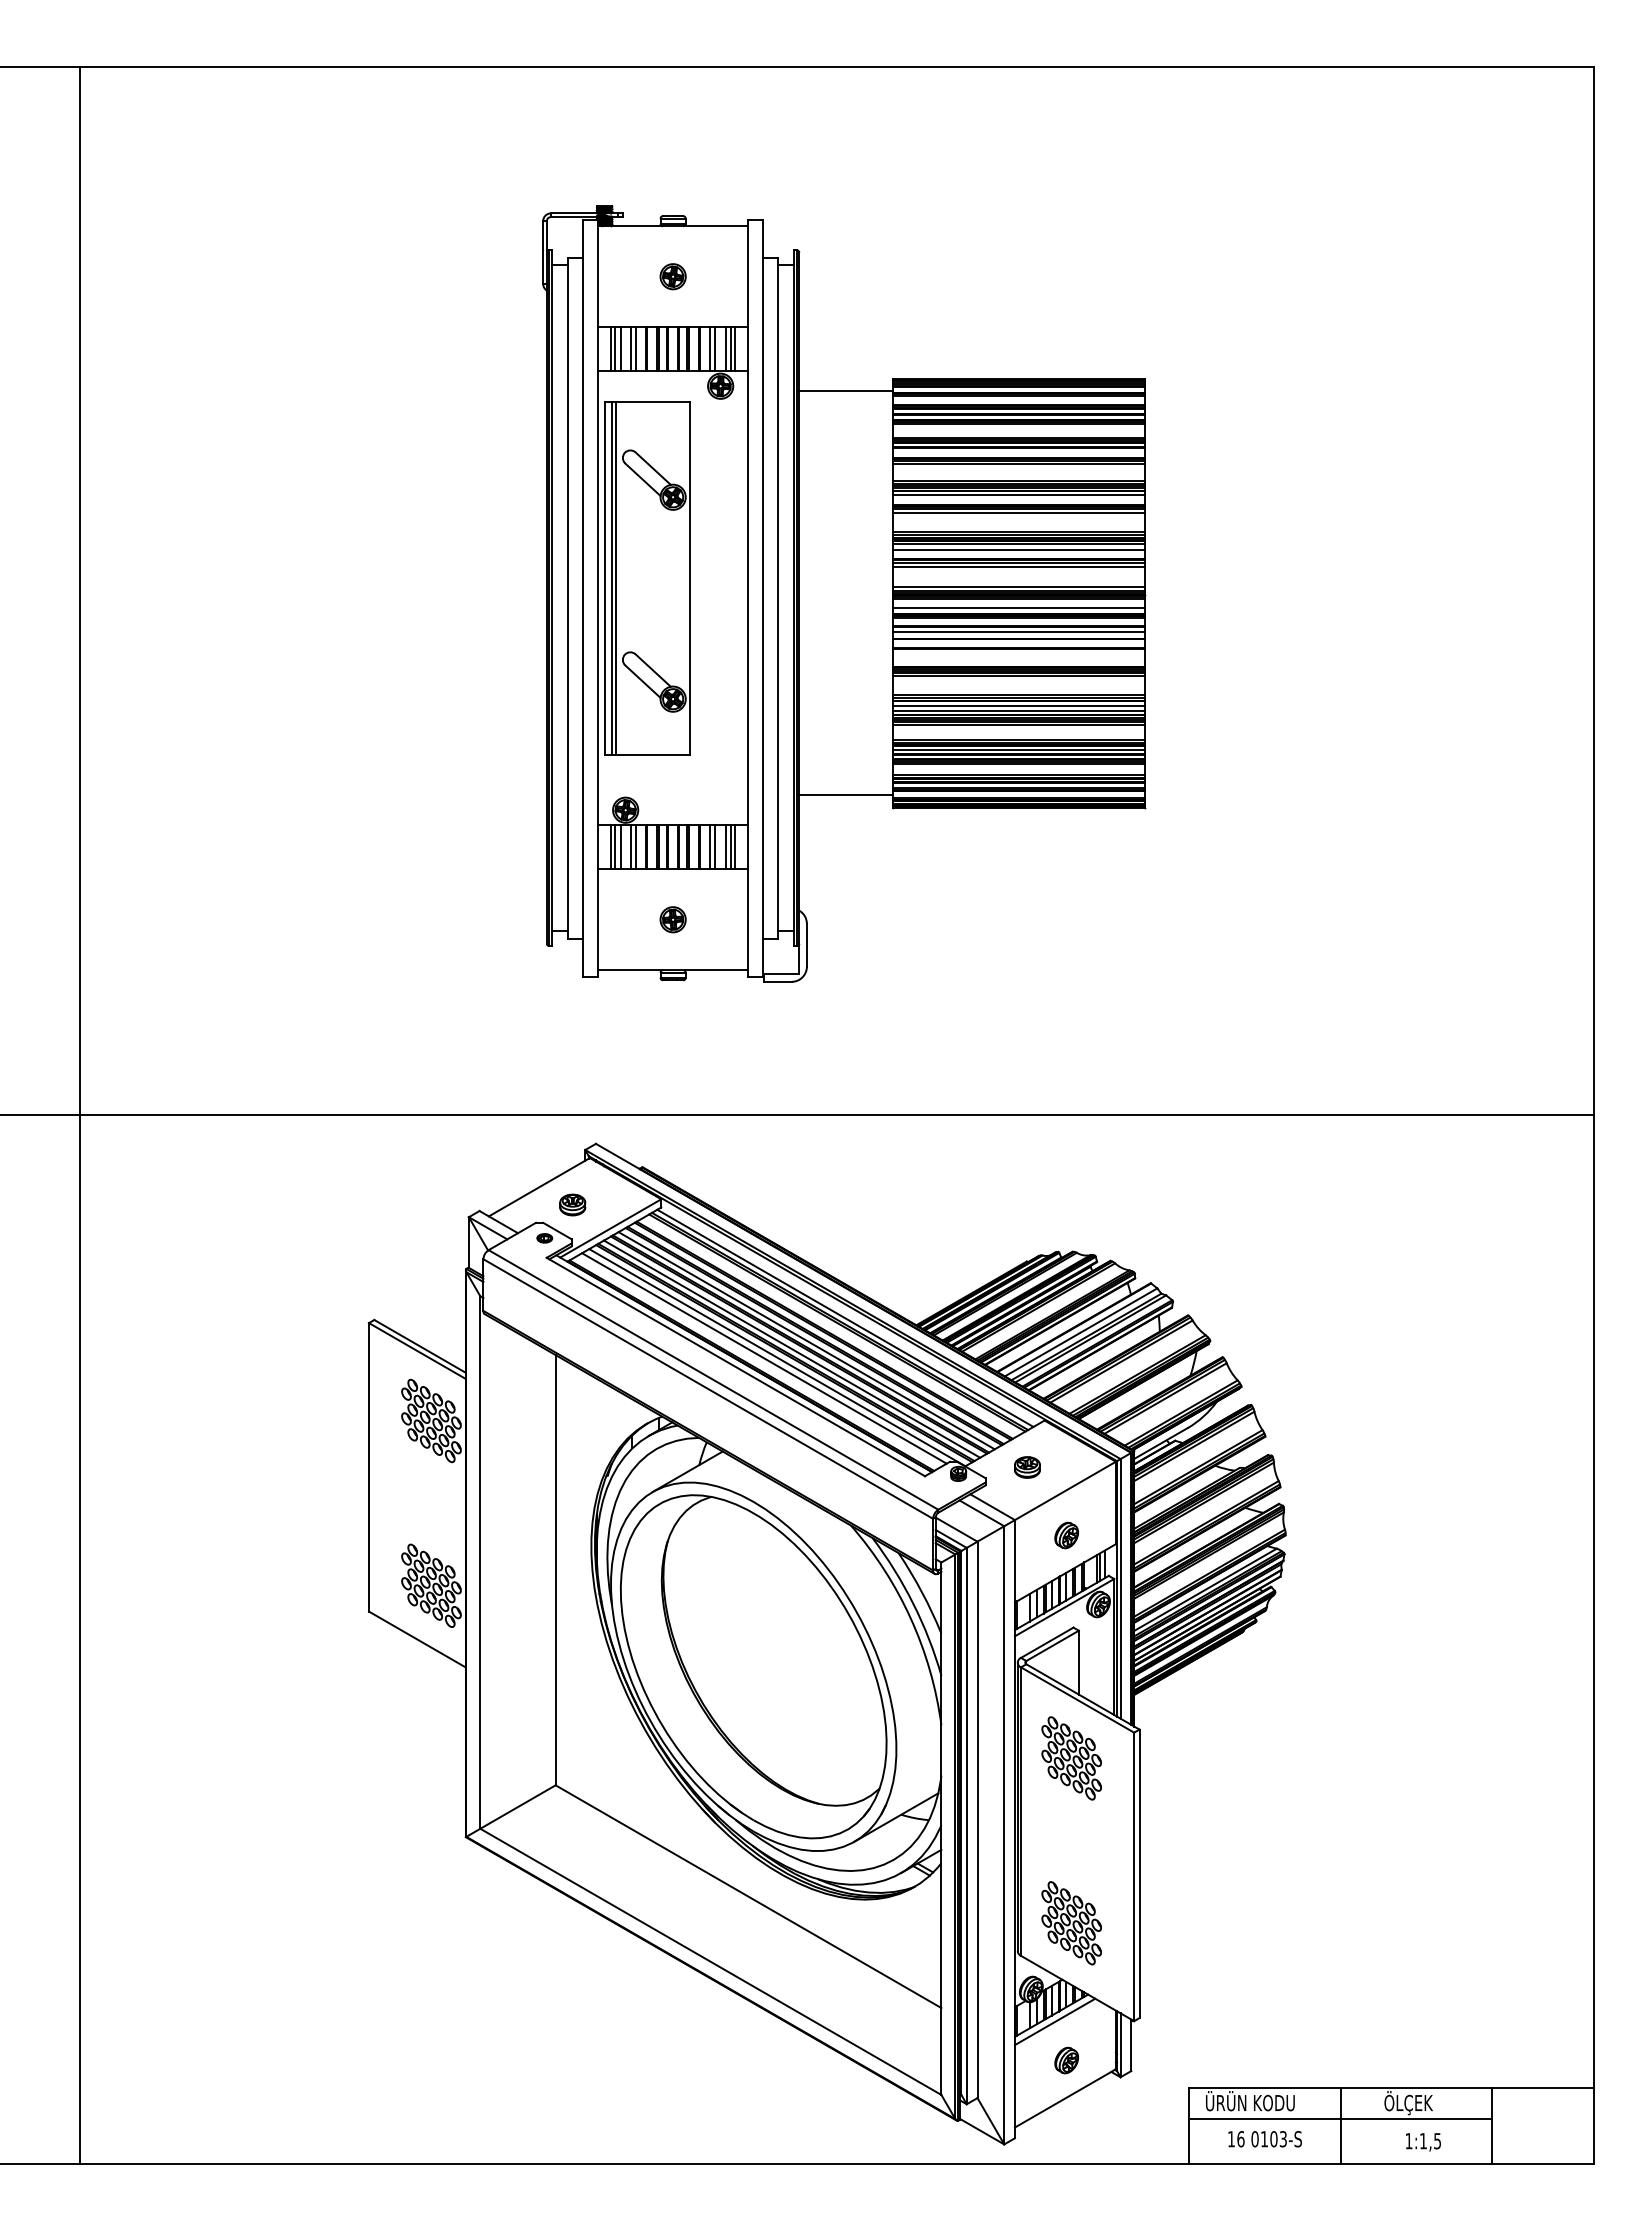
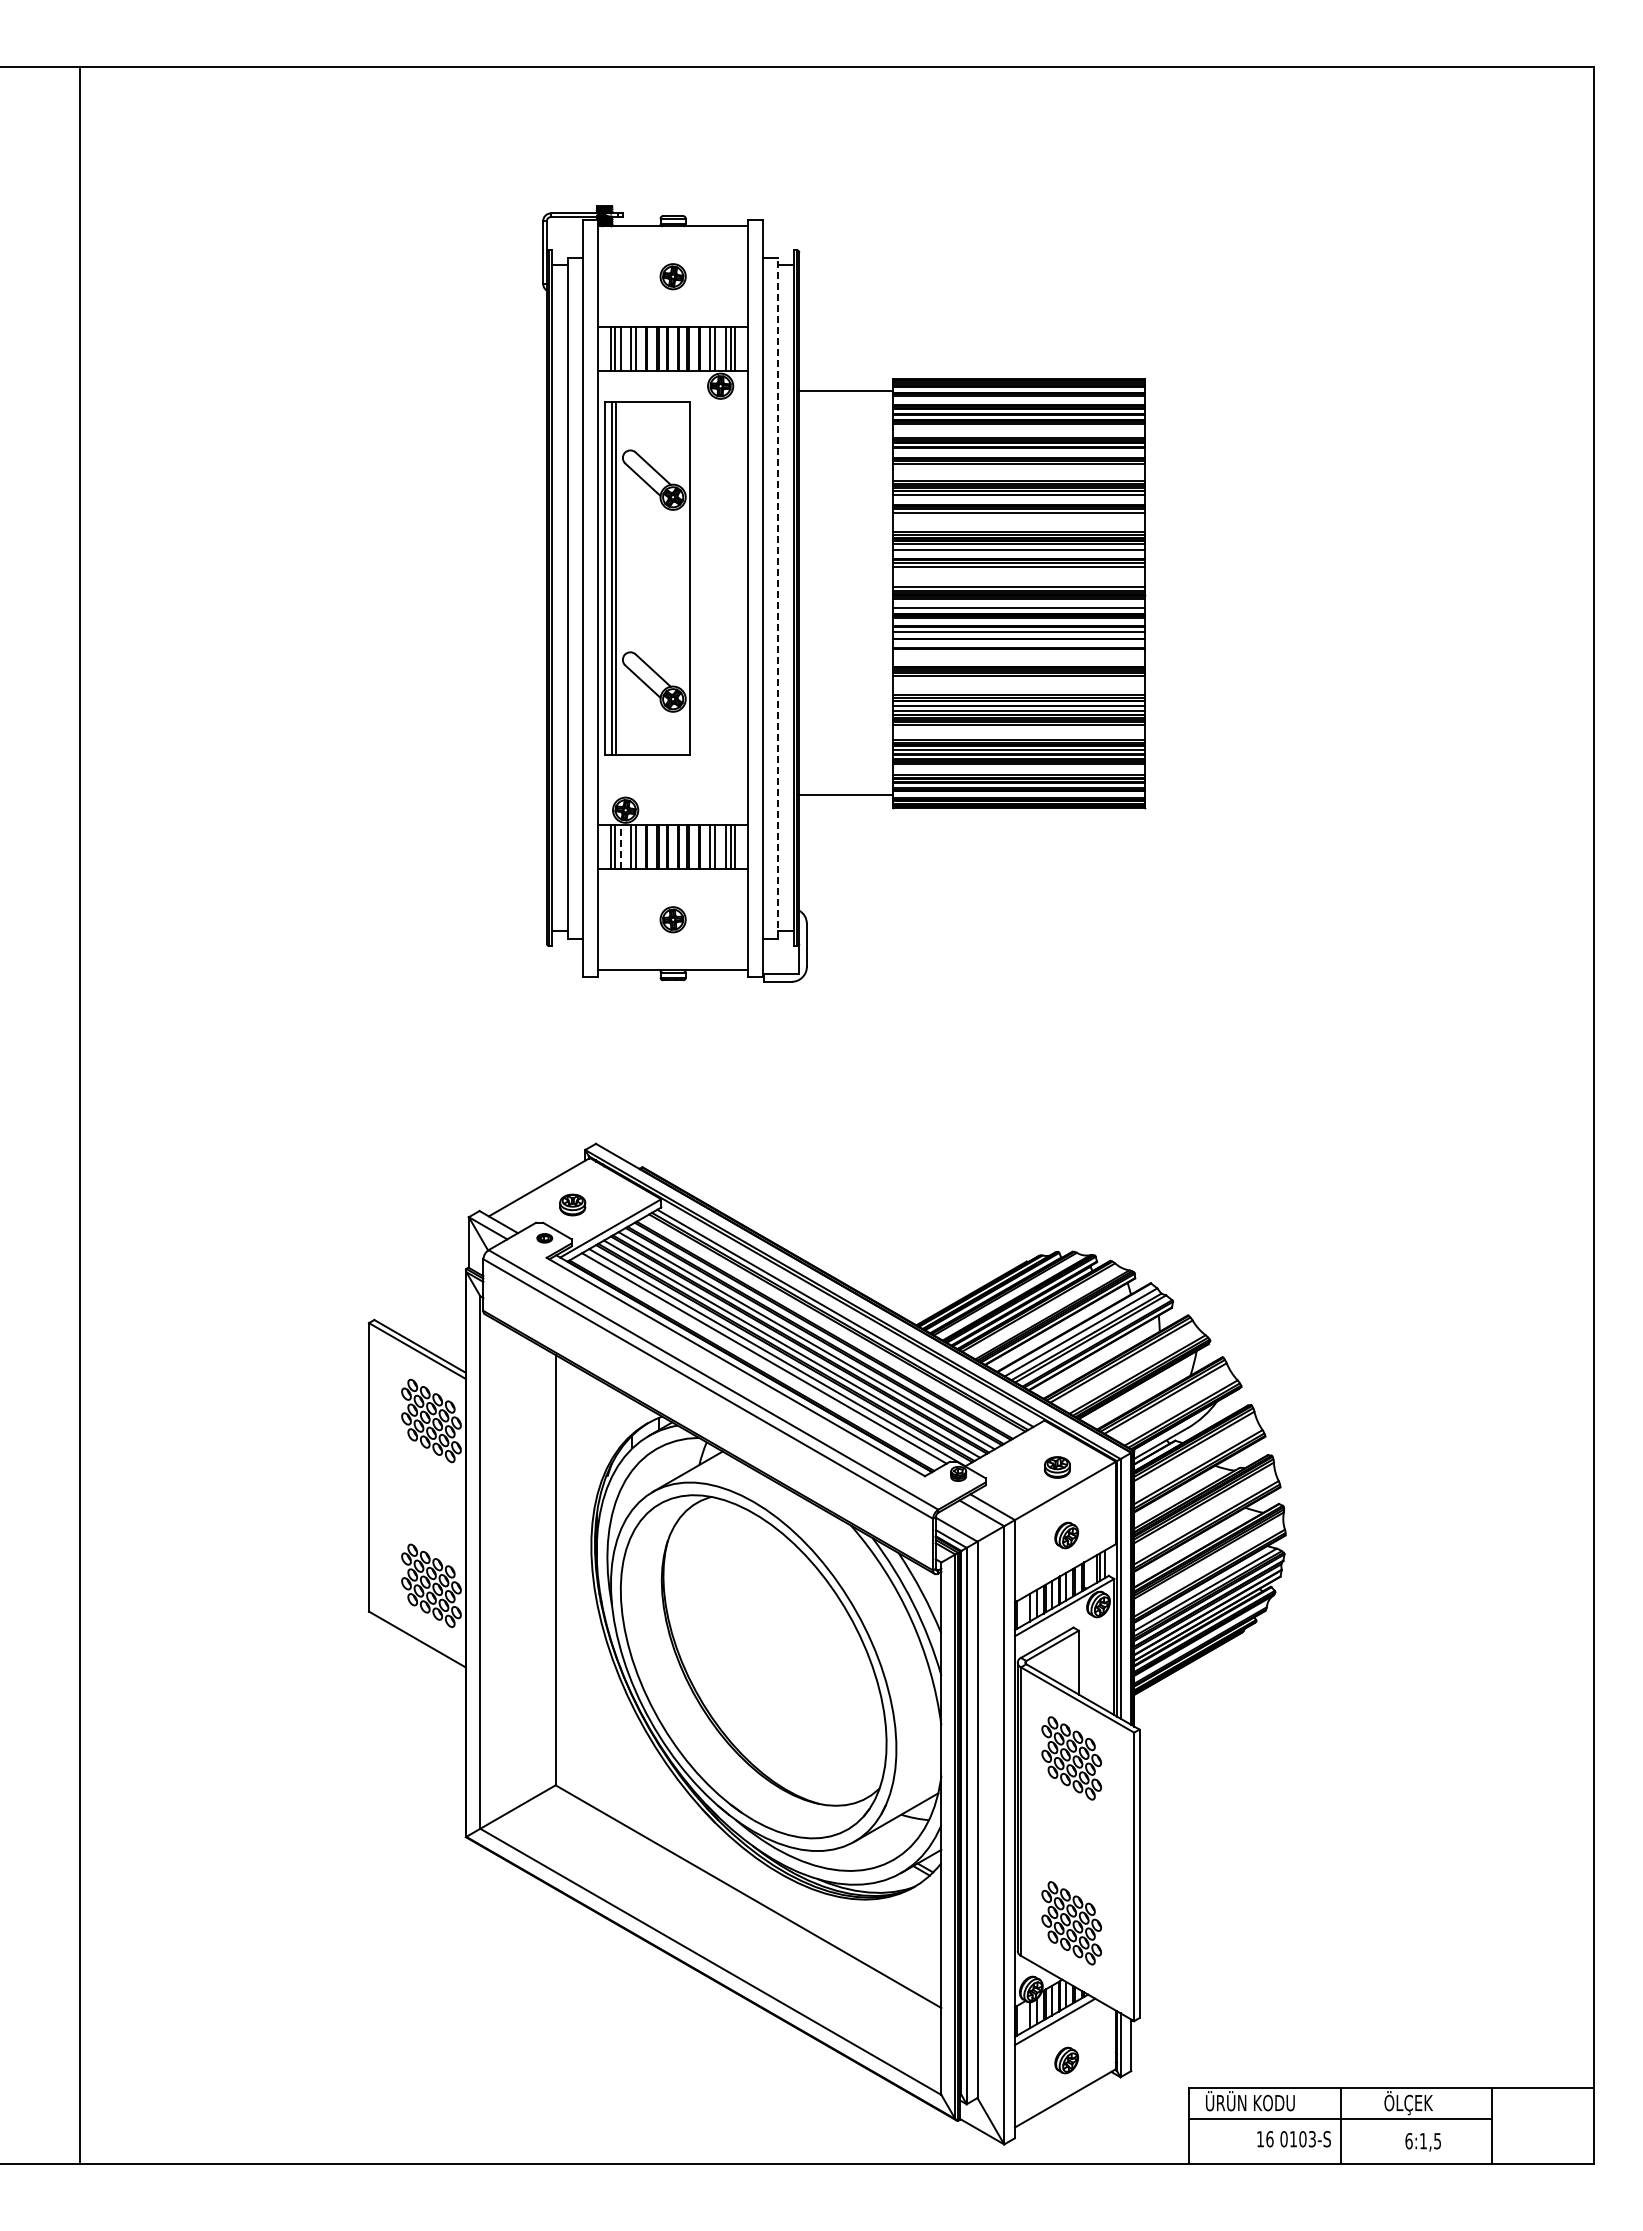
line: solid -> dashed (778, 598)
line: solid -> dashed (620, 847)
line: present -> none (797, 1115)
part position: (1027, 1467) -> (1057, 1467) (1057, 1467)
text position: (1264, 2139) -> (1293, 2139) (1293, 2139)
text: 1:1,5 -> 6:1,5 (1408, 2141)
